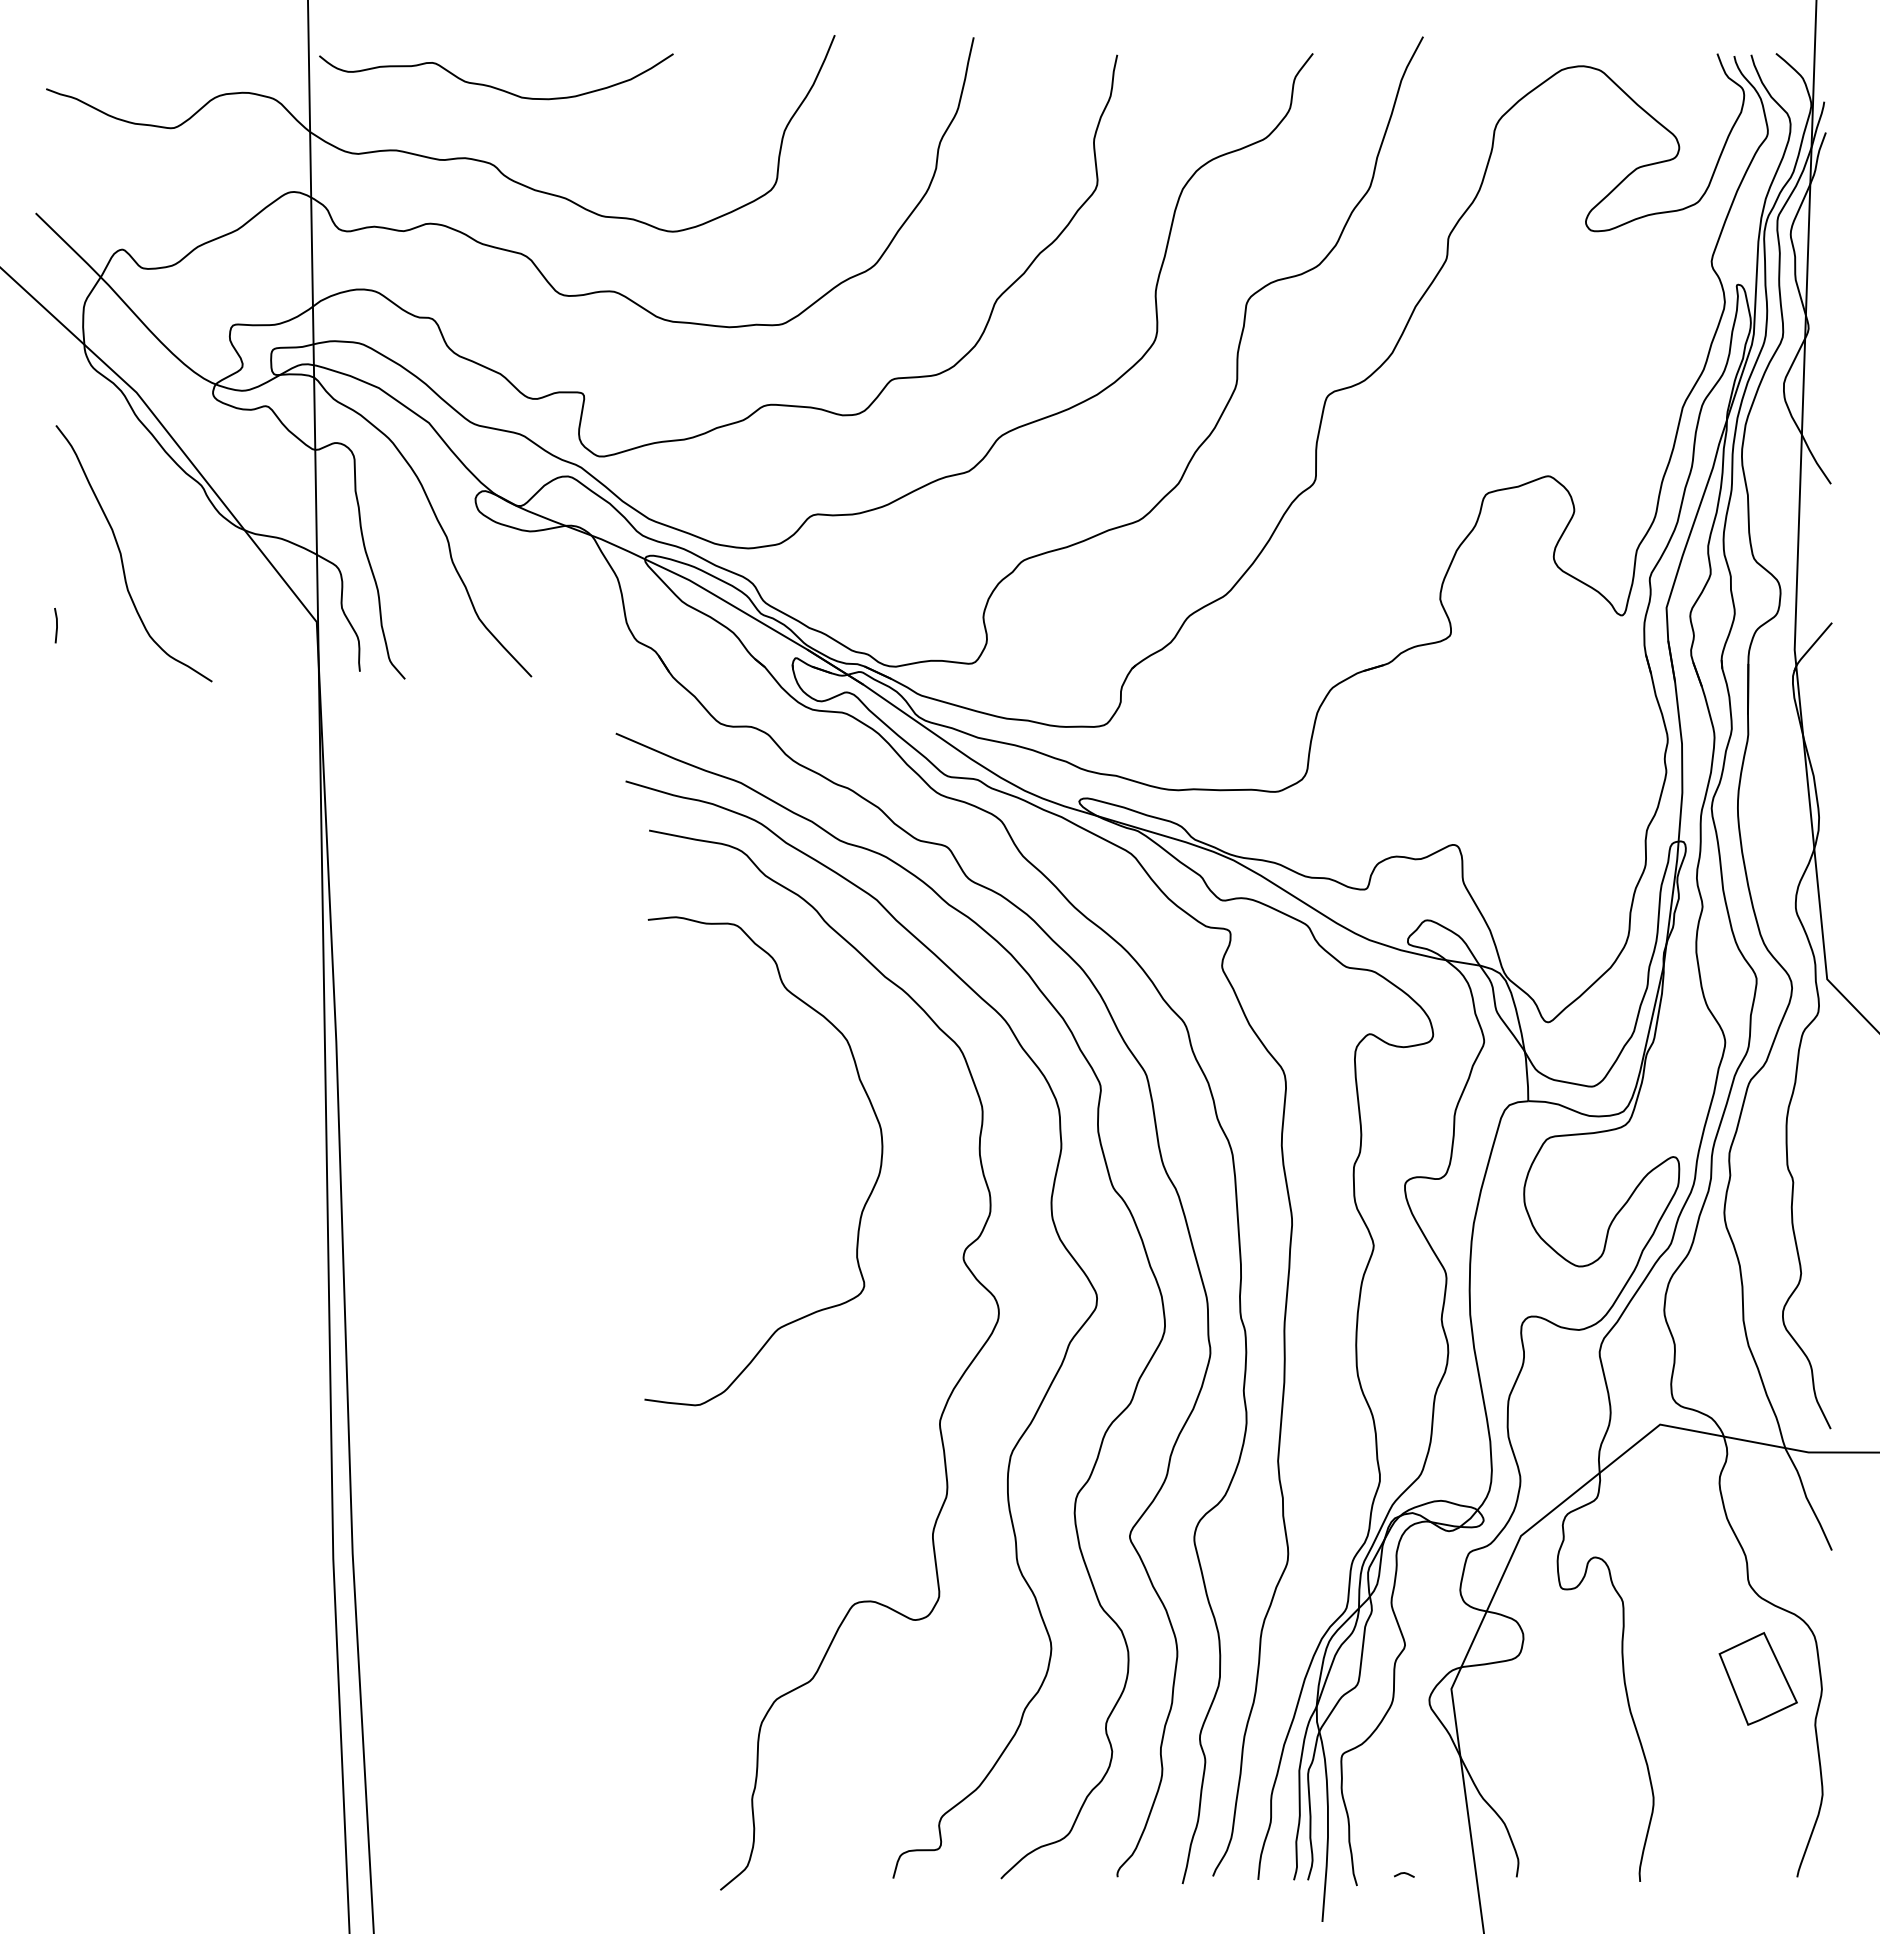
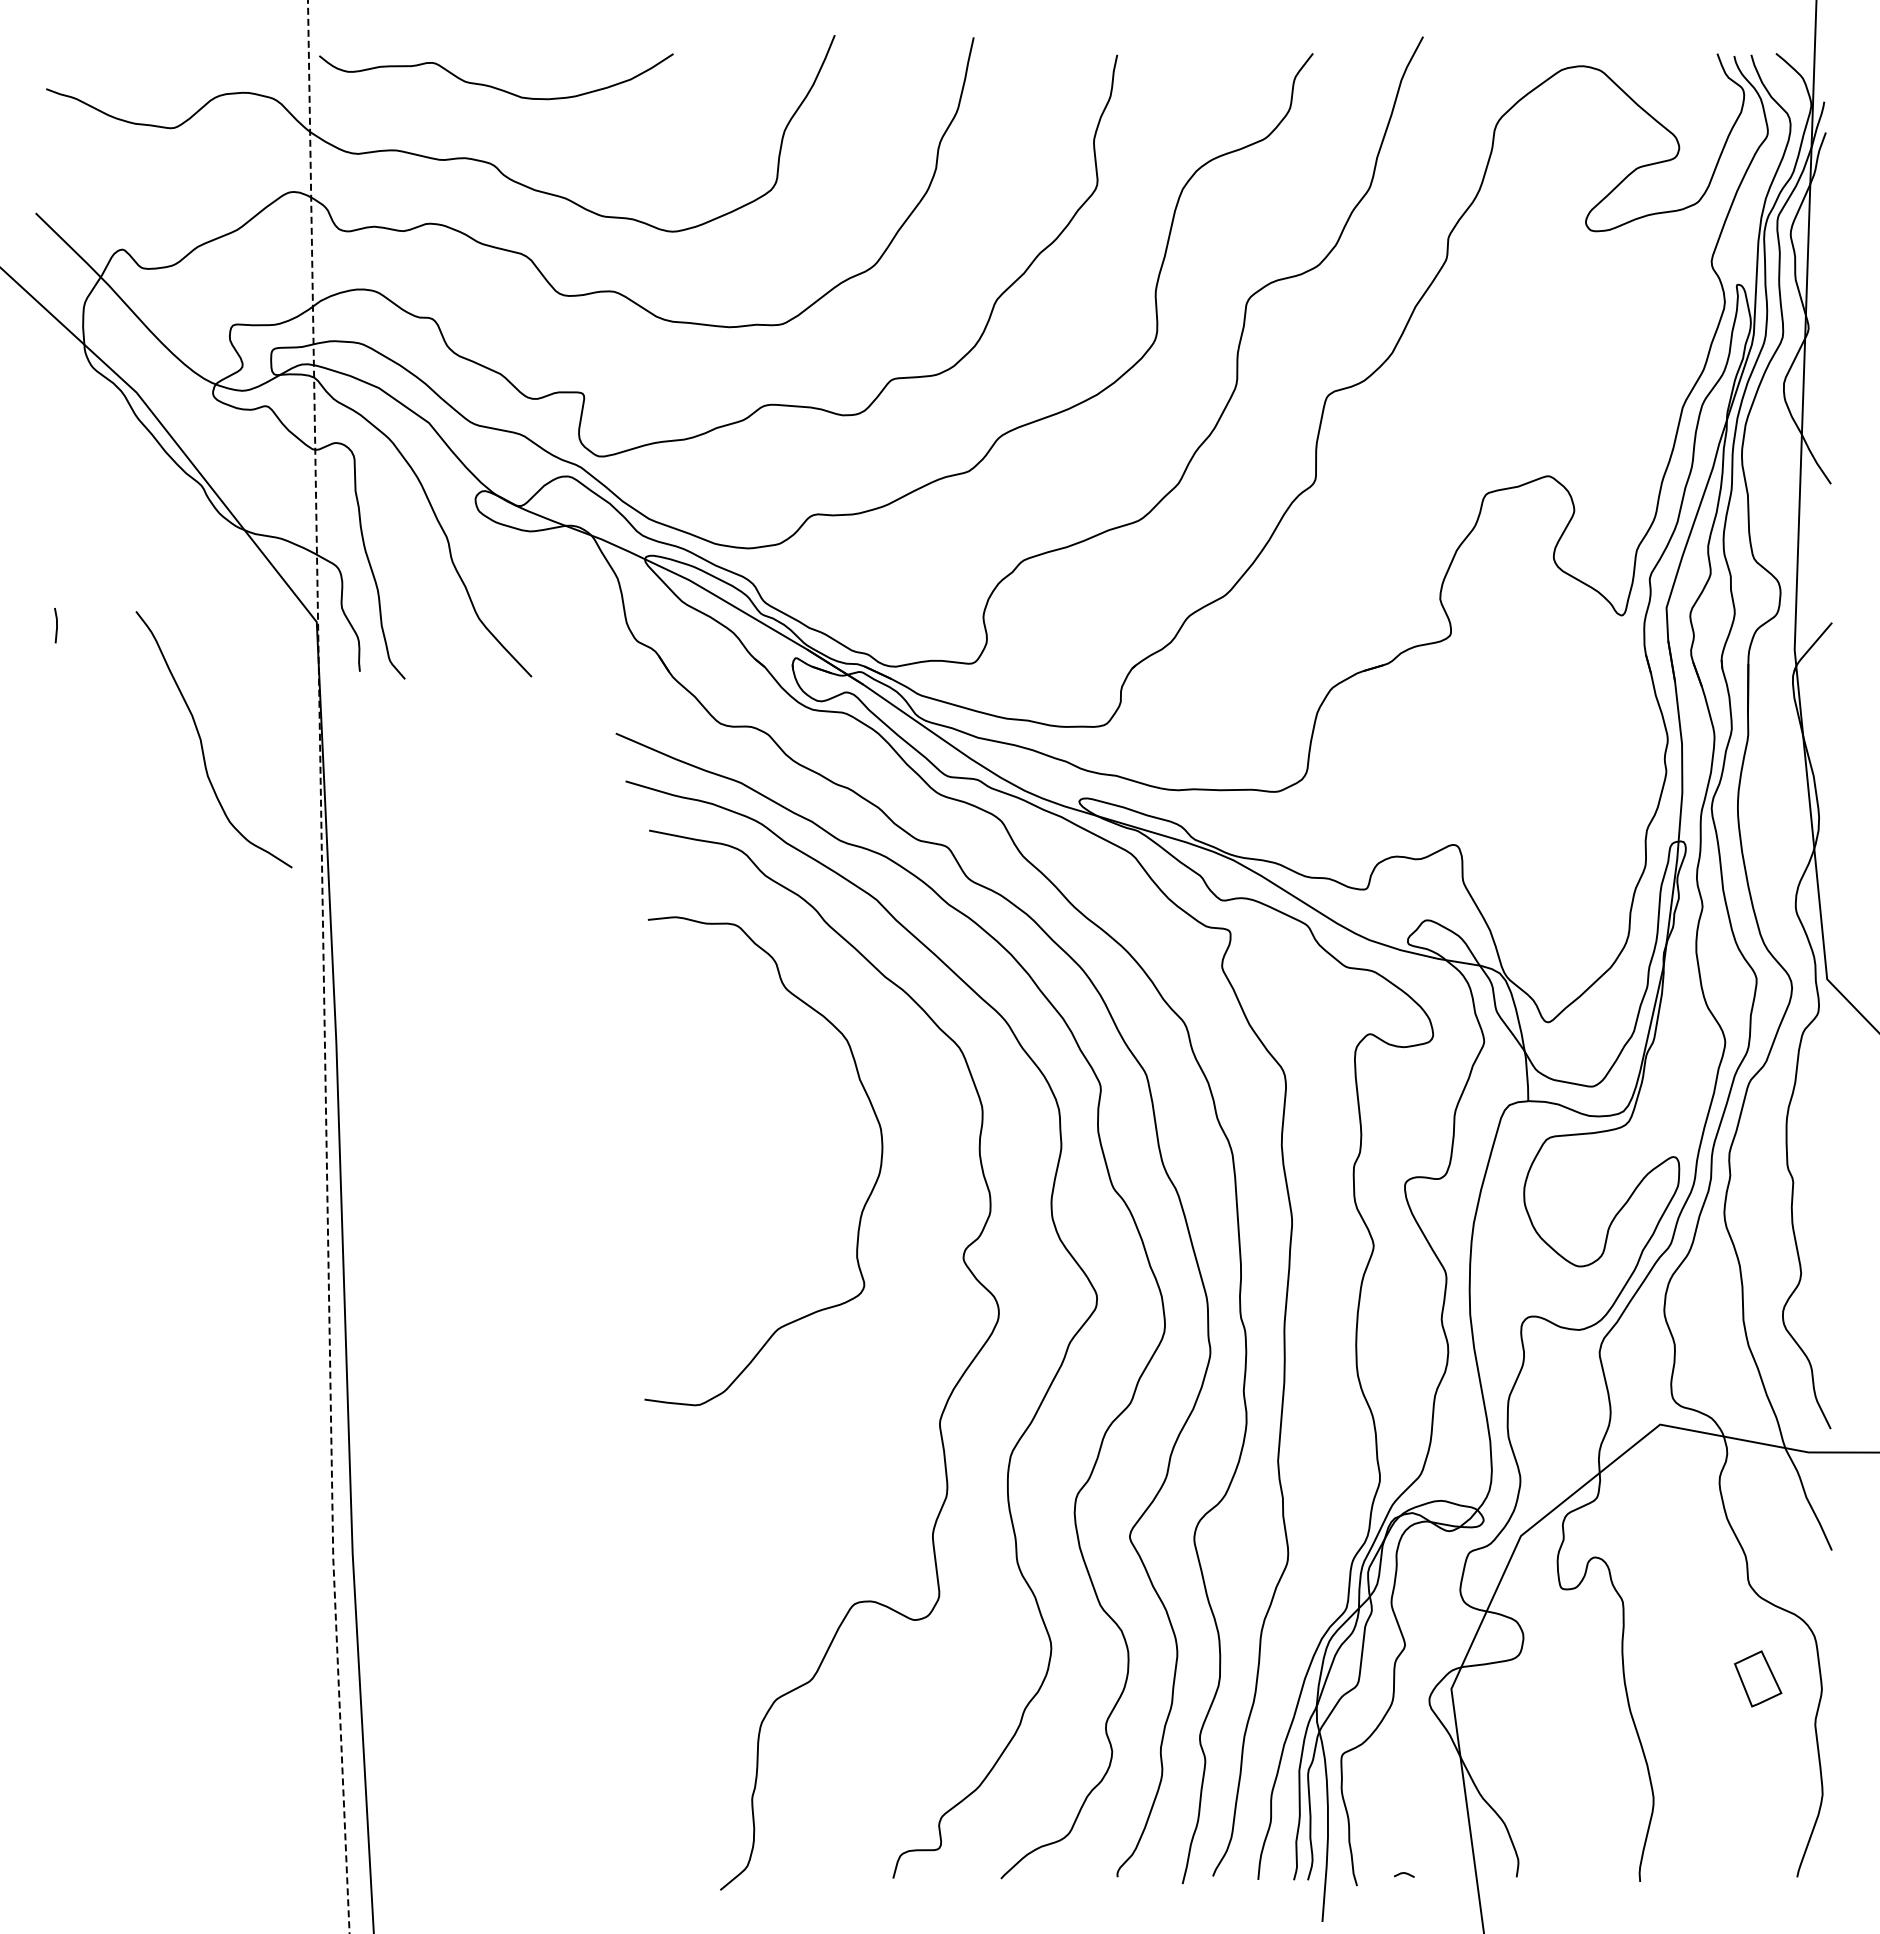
curve position: (122, 556) -> (202, 742) (202, 742)
line: solid -> dashed (323, 967)
part size: 80x94 px -> 49x58 px (1758, 1678)
